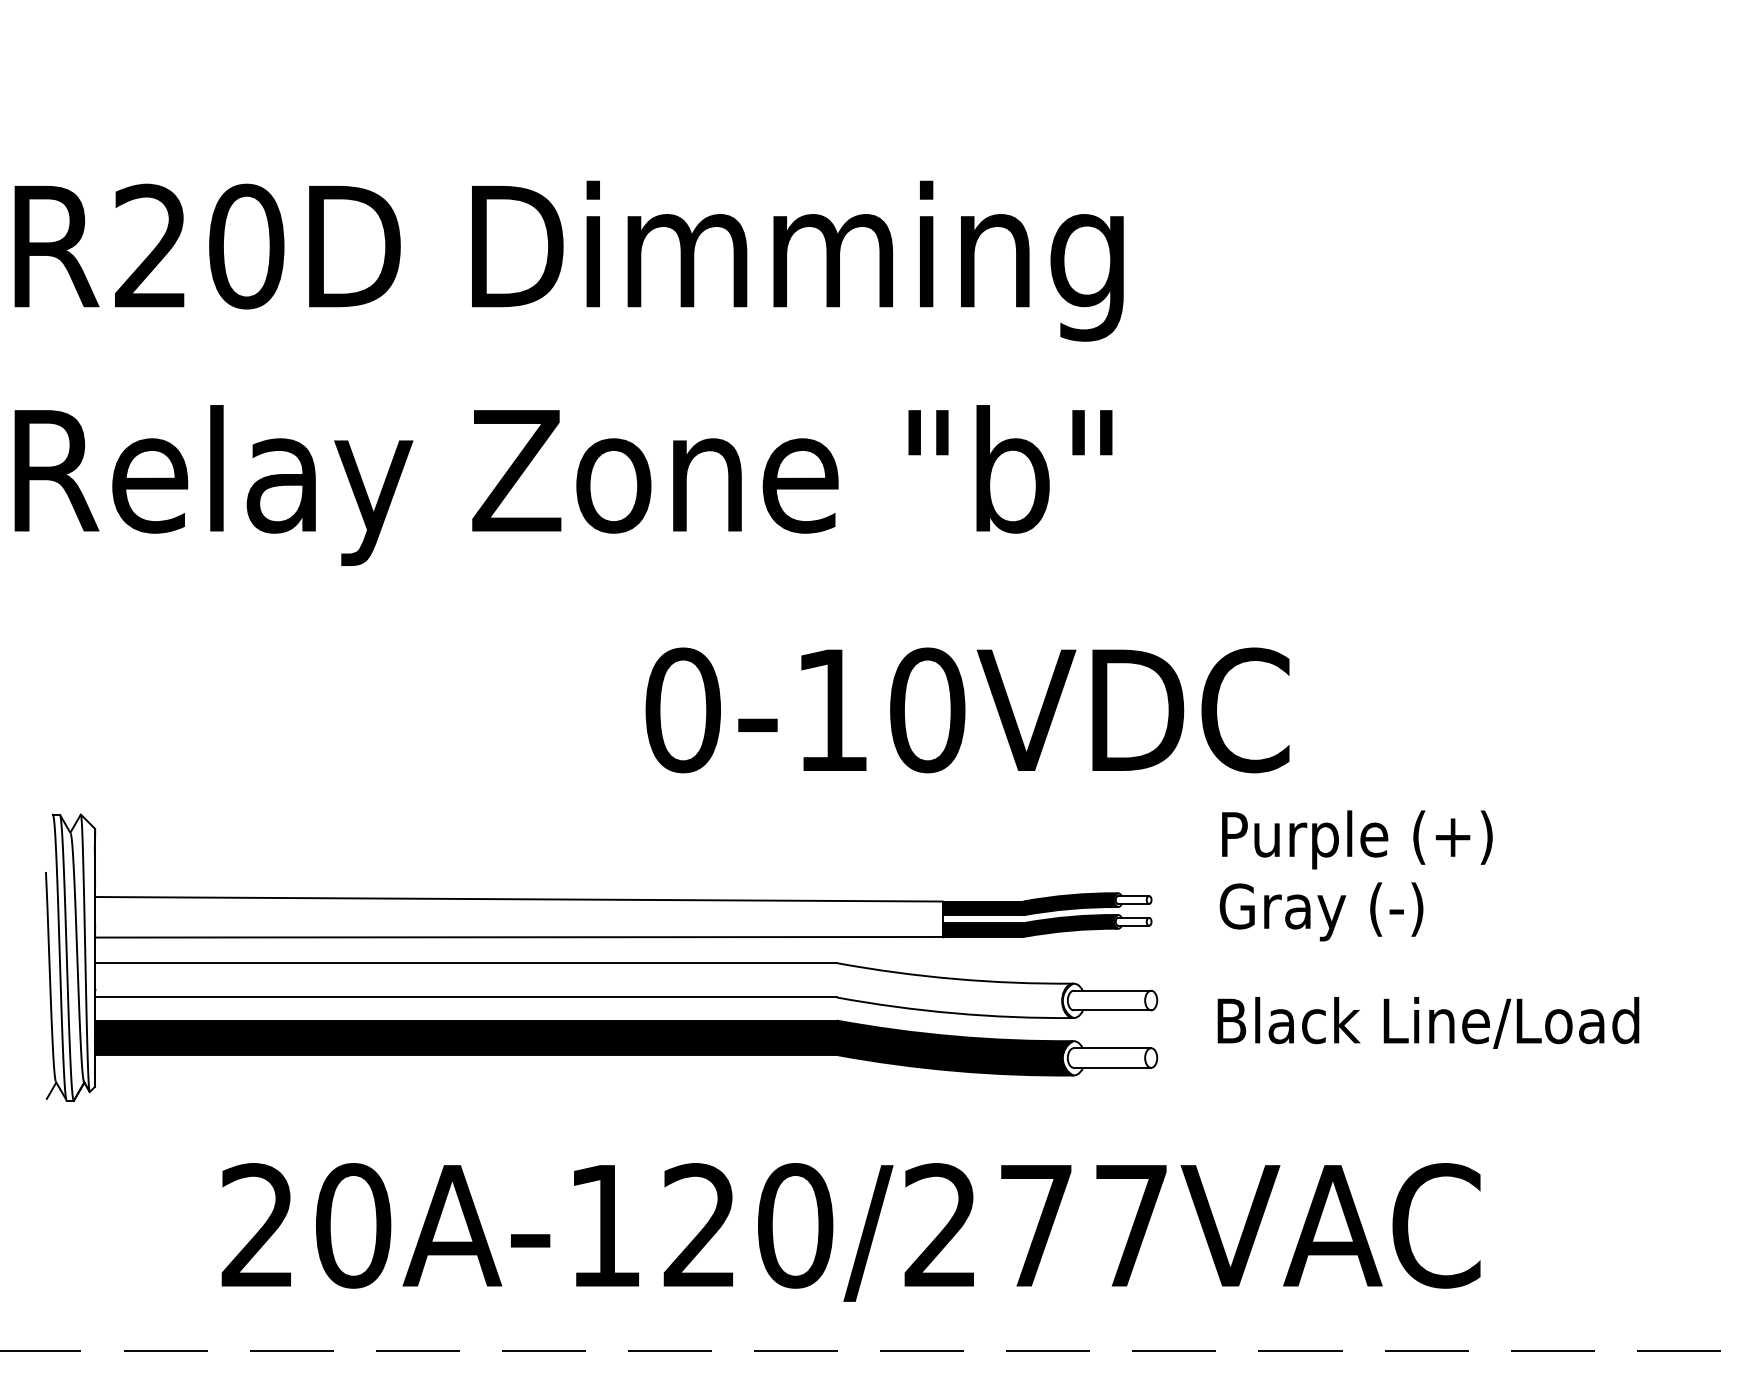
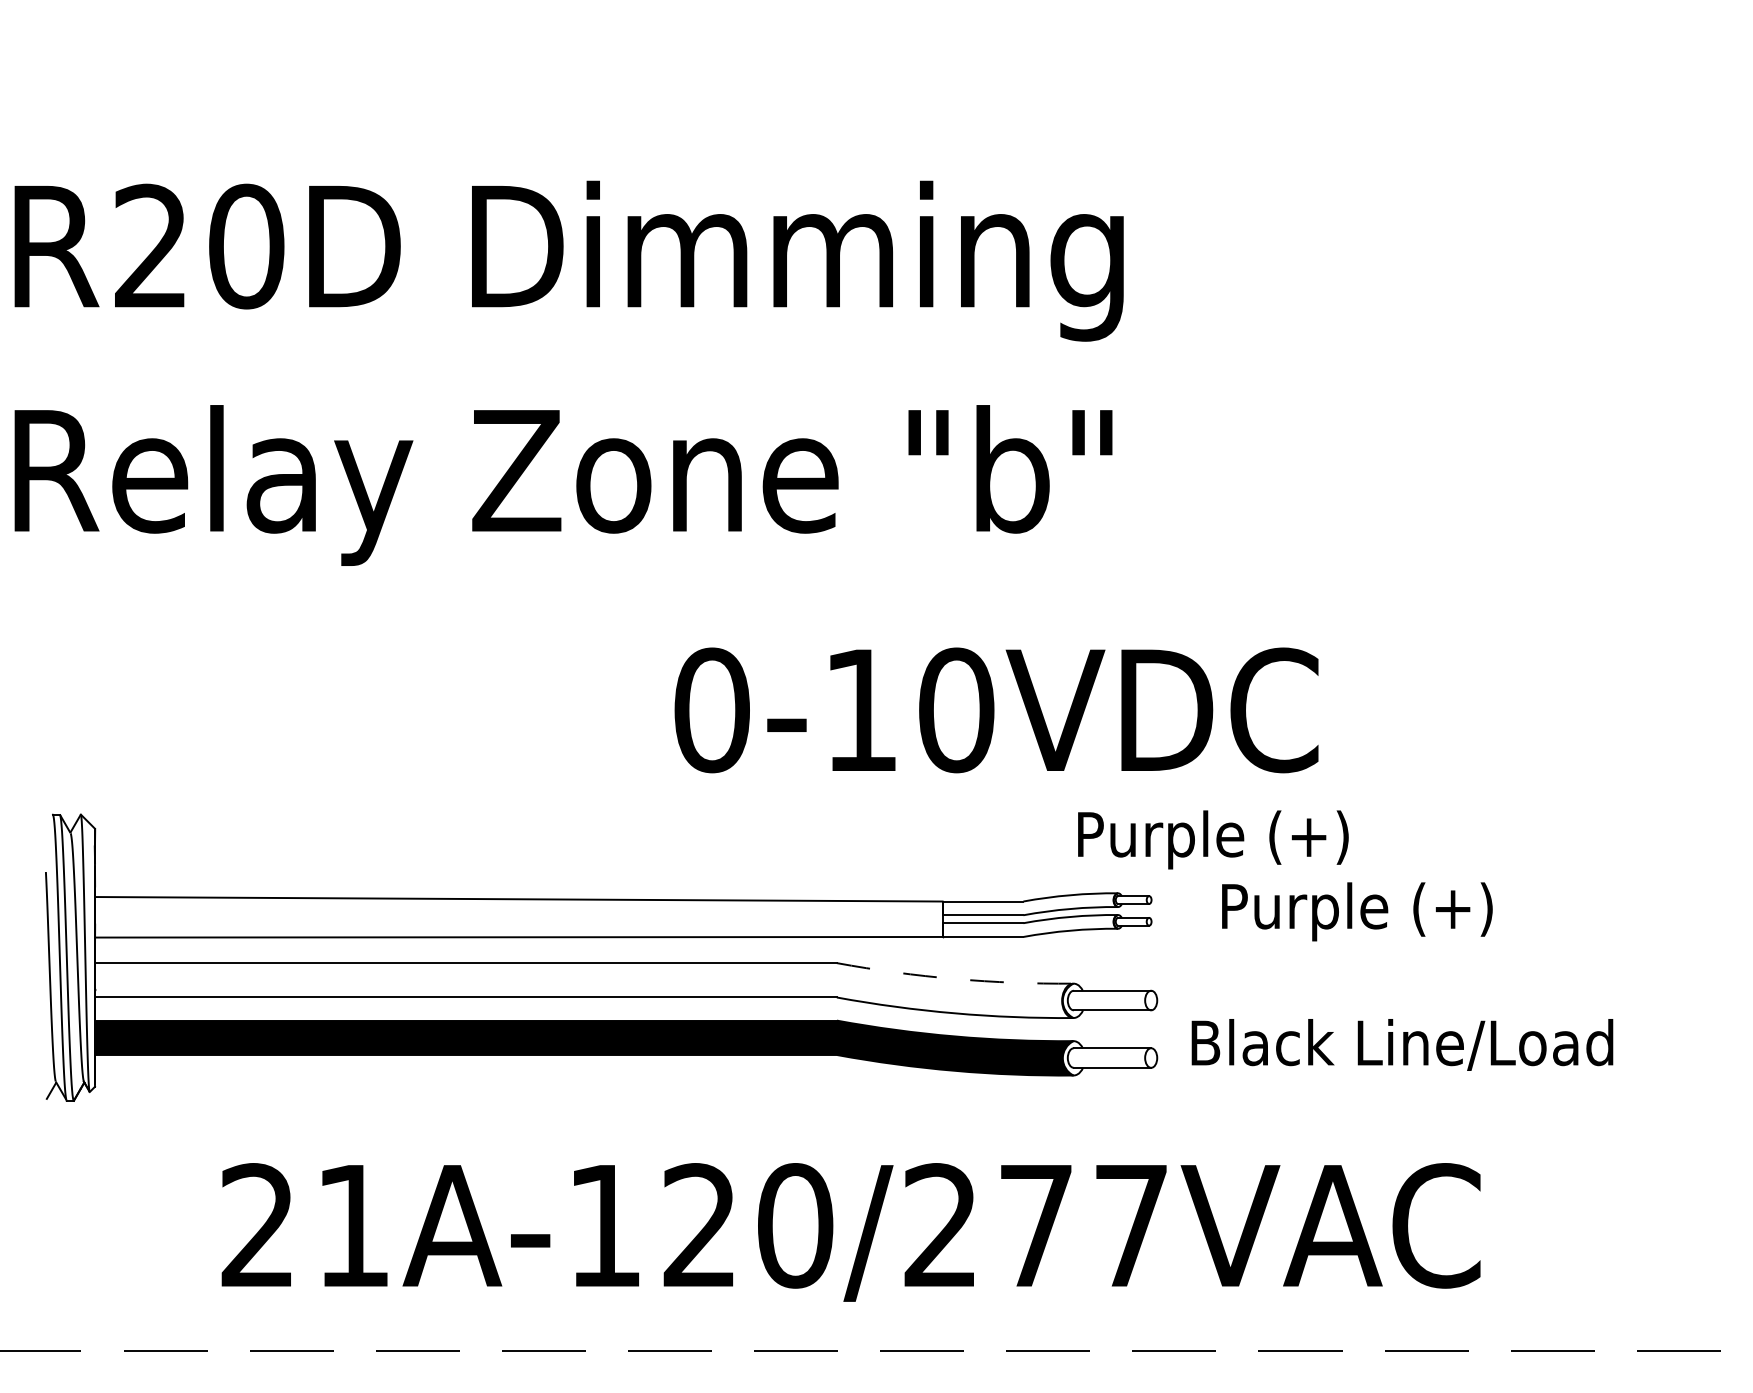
text position: (967, 710) -> (996, 710) (996, 710)
text position: (1357, 839) -> (1213, 839) (1213, 839)
fill: present -> none (1030, 904)
text: Gray (-) -> Purple (+) (1355, 911)
fill: present -> none (1030, 925)
arc: solid -> dashed (954, 978)
text position: (1428, 1022) -> (1402, 1044) (1402, 1044)
text: 20A-120/277VAC -> 21A-120/277VAC (353, 1225)
